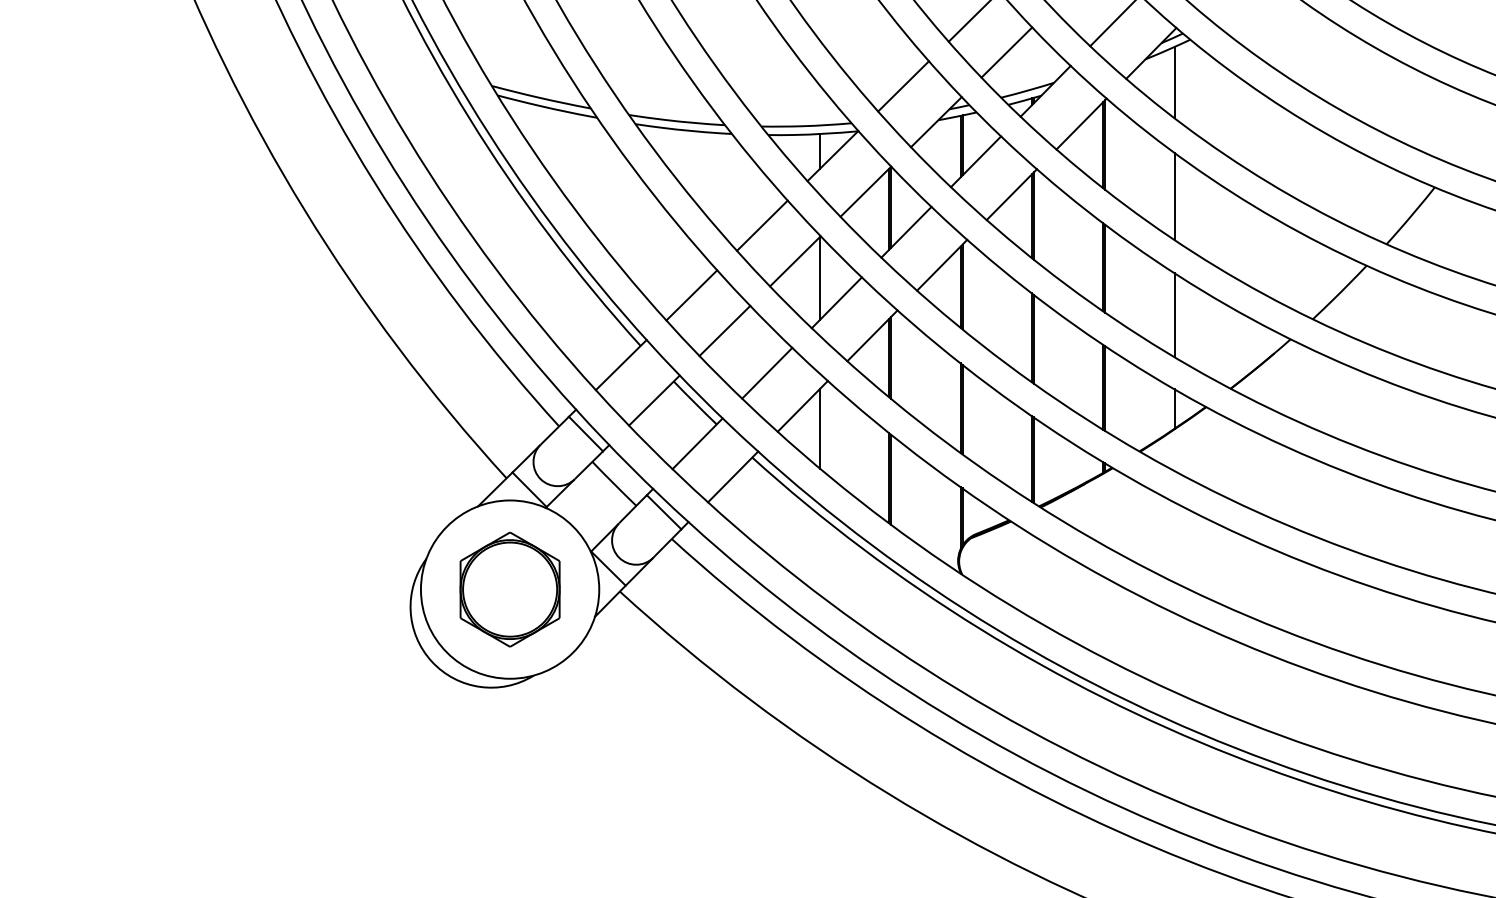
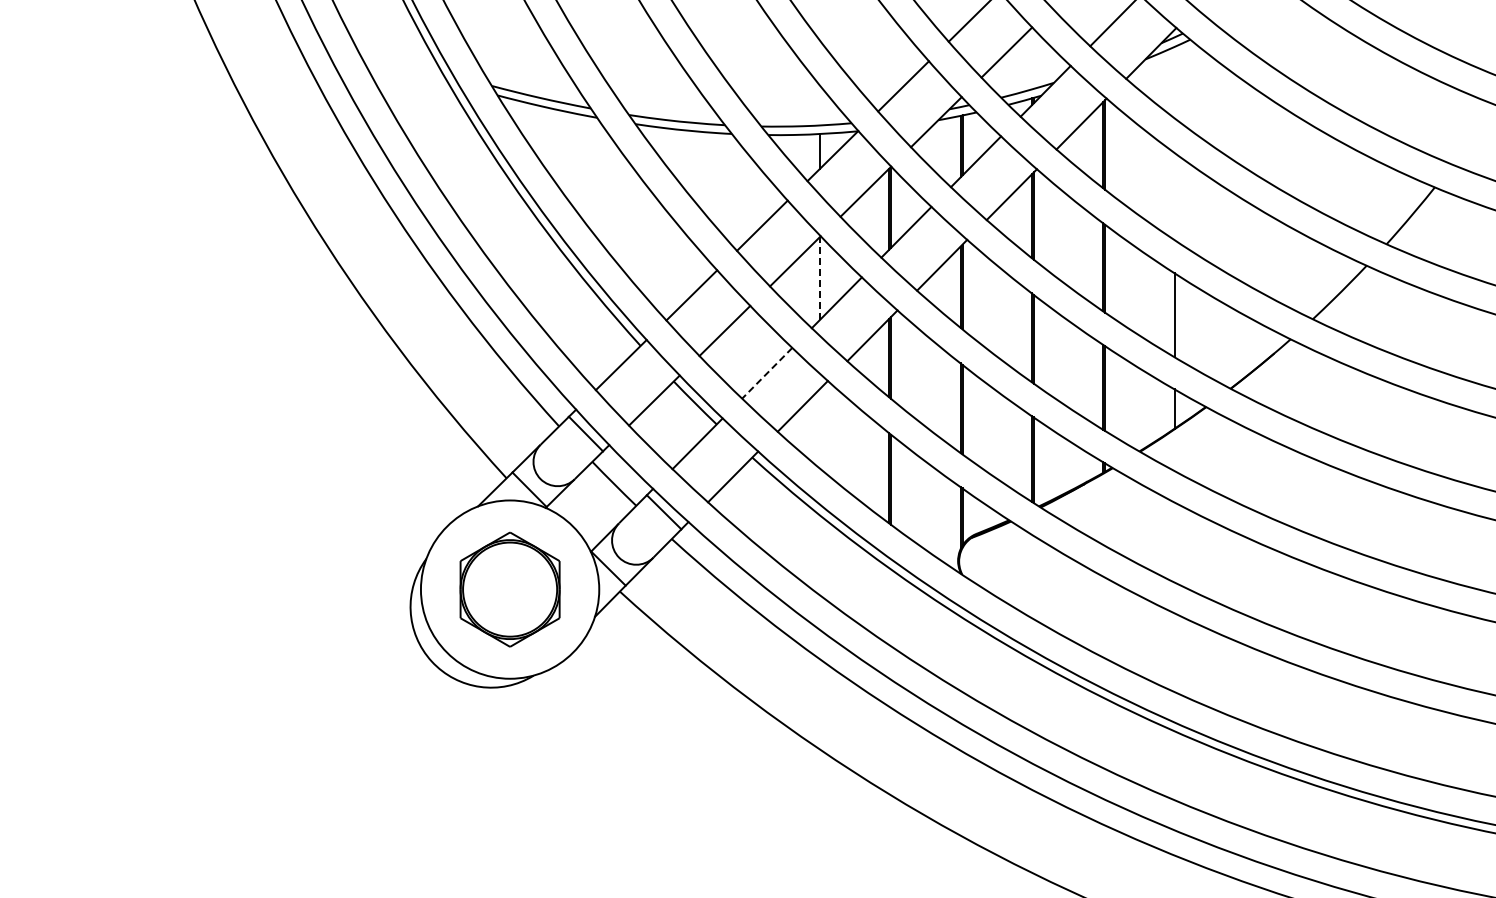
line: present -> none (1174, 82)
line: present -> none (1174, 195)
line: solid -> dashed (819, 278)
line: solid -> dashed (767, 373)
line: present -> none (819, 428)
